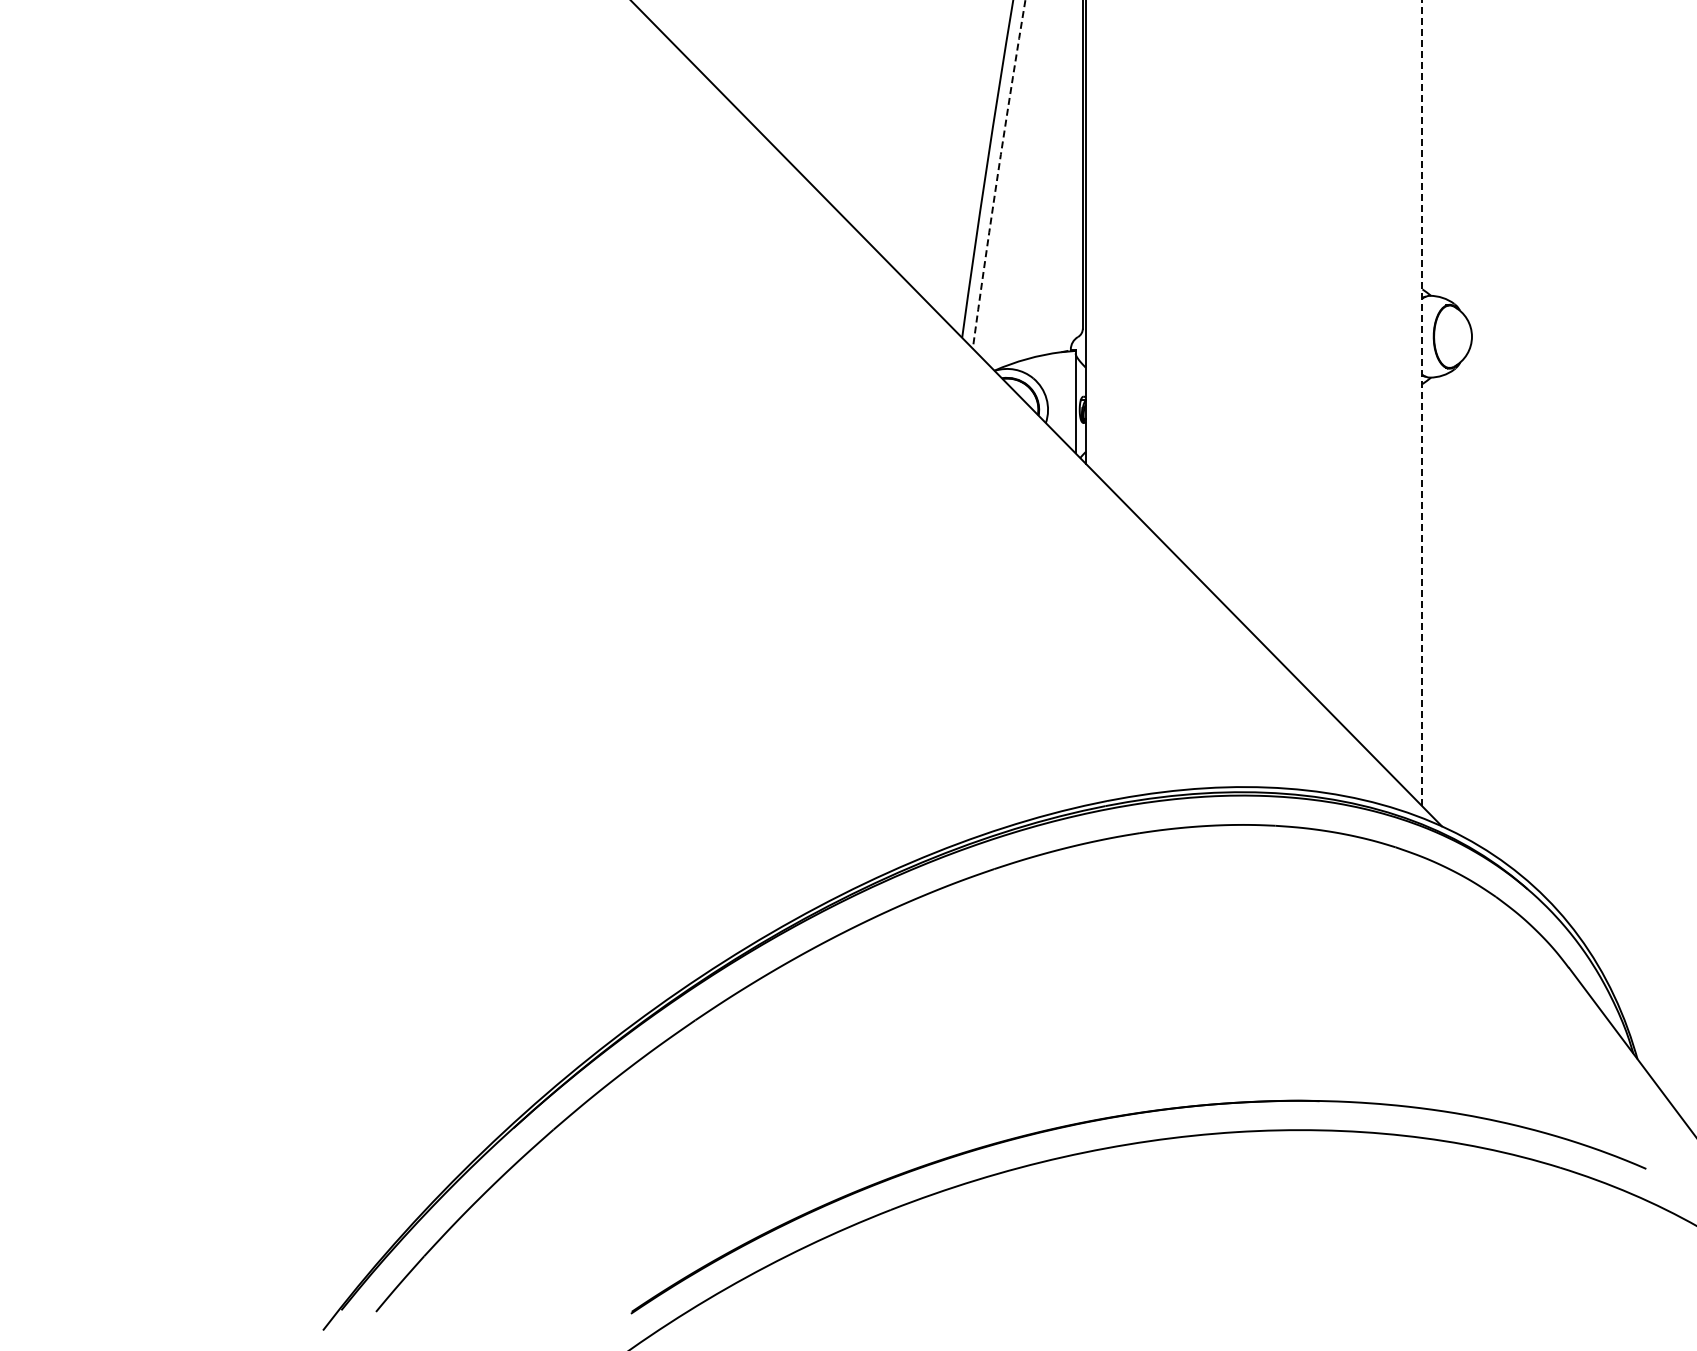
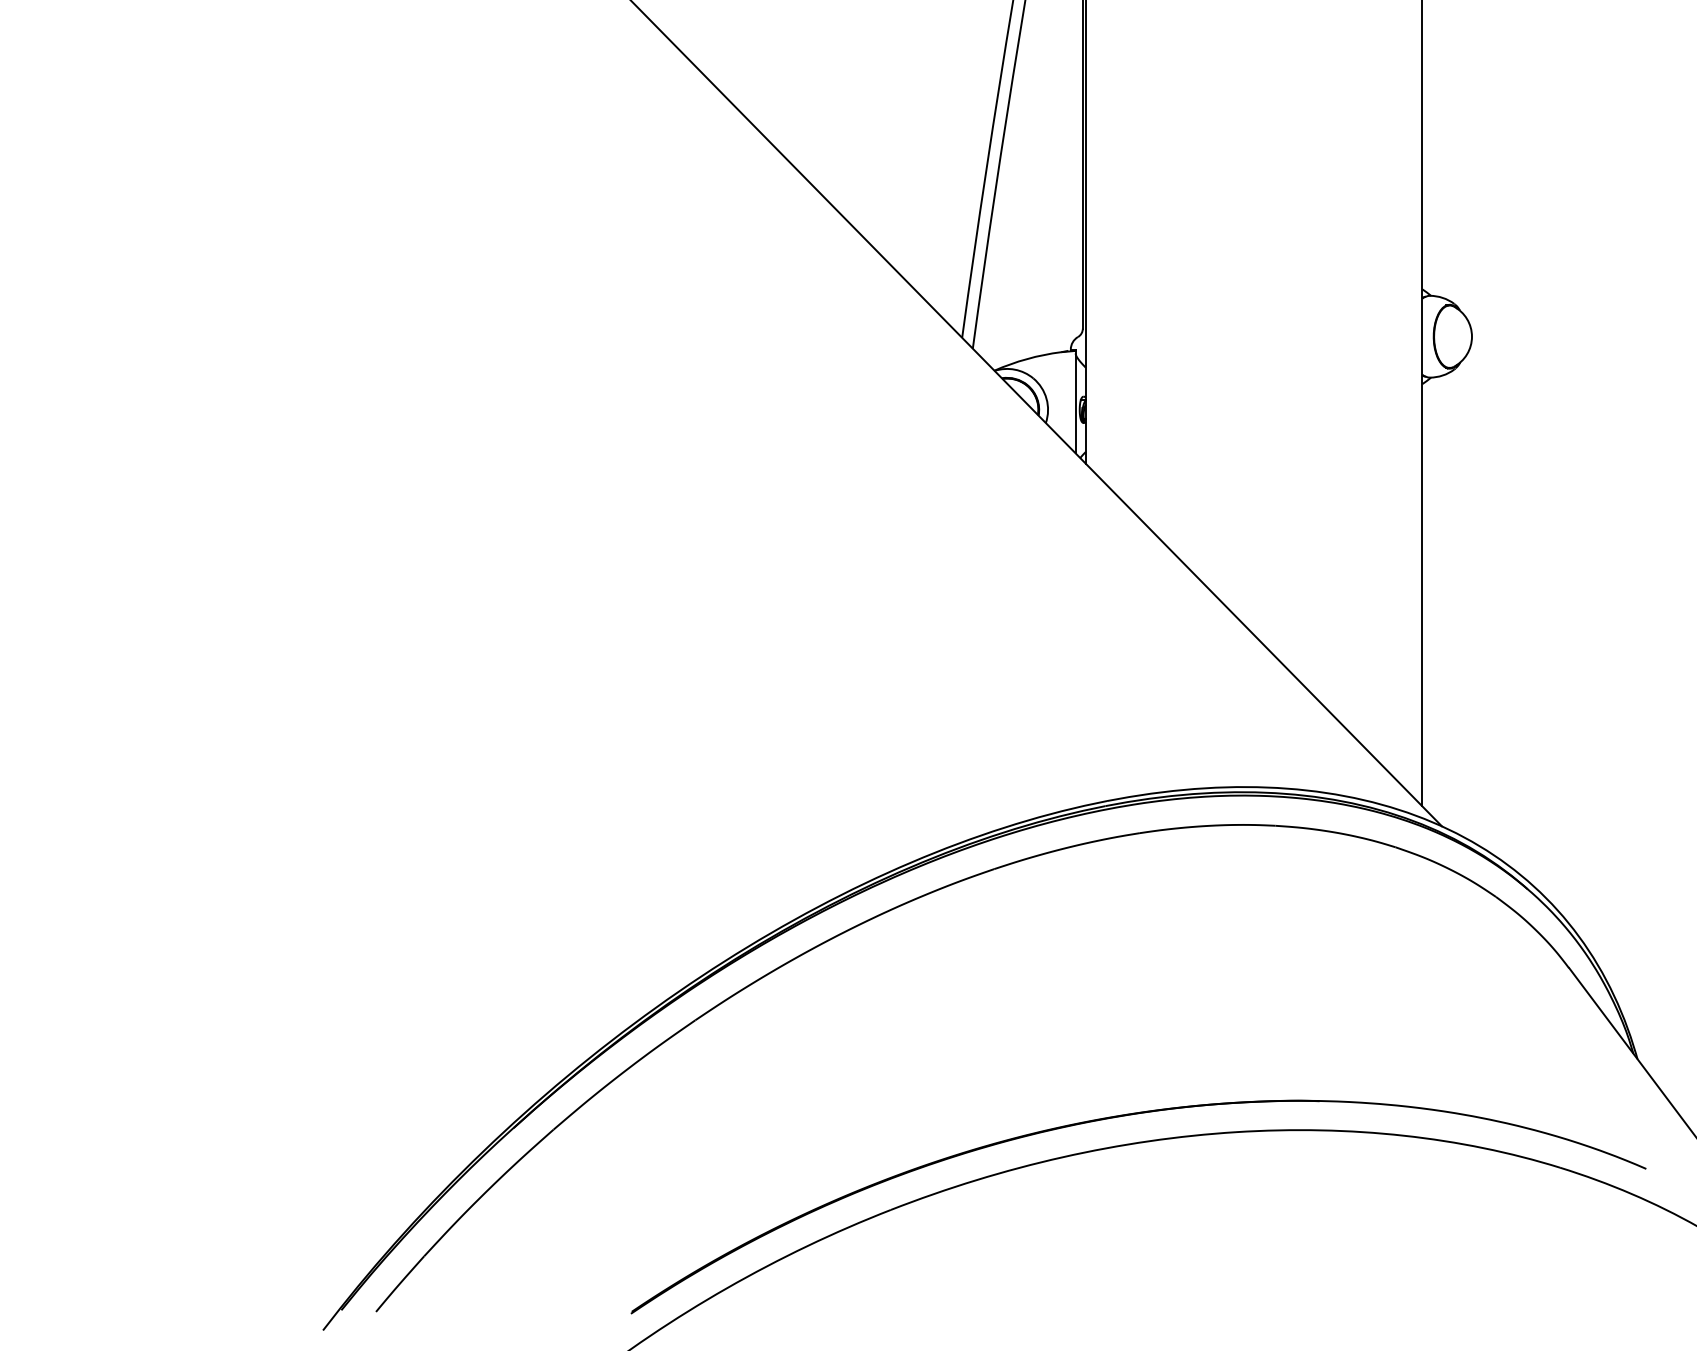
arc: dashed -> solid (997, 174)
line: dashed -> solid (1422, 402)
